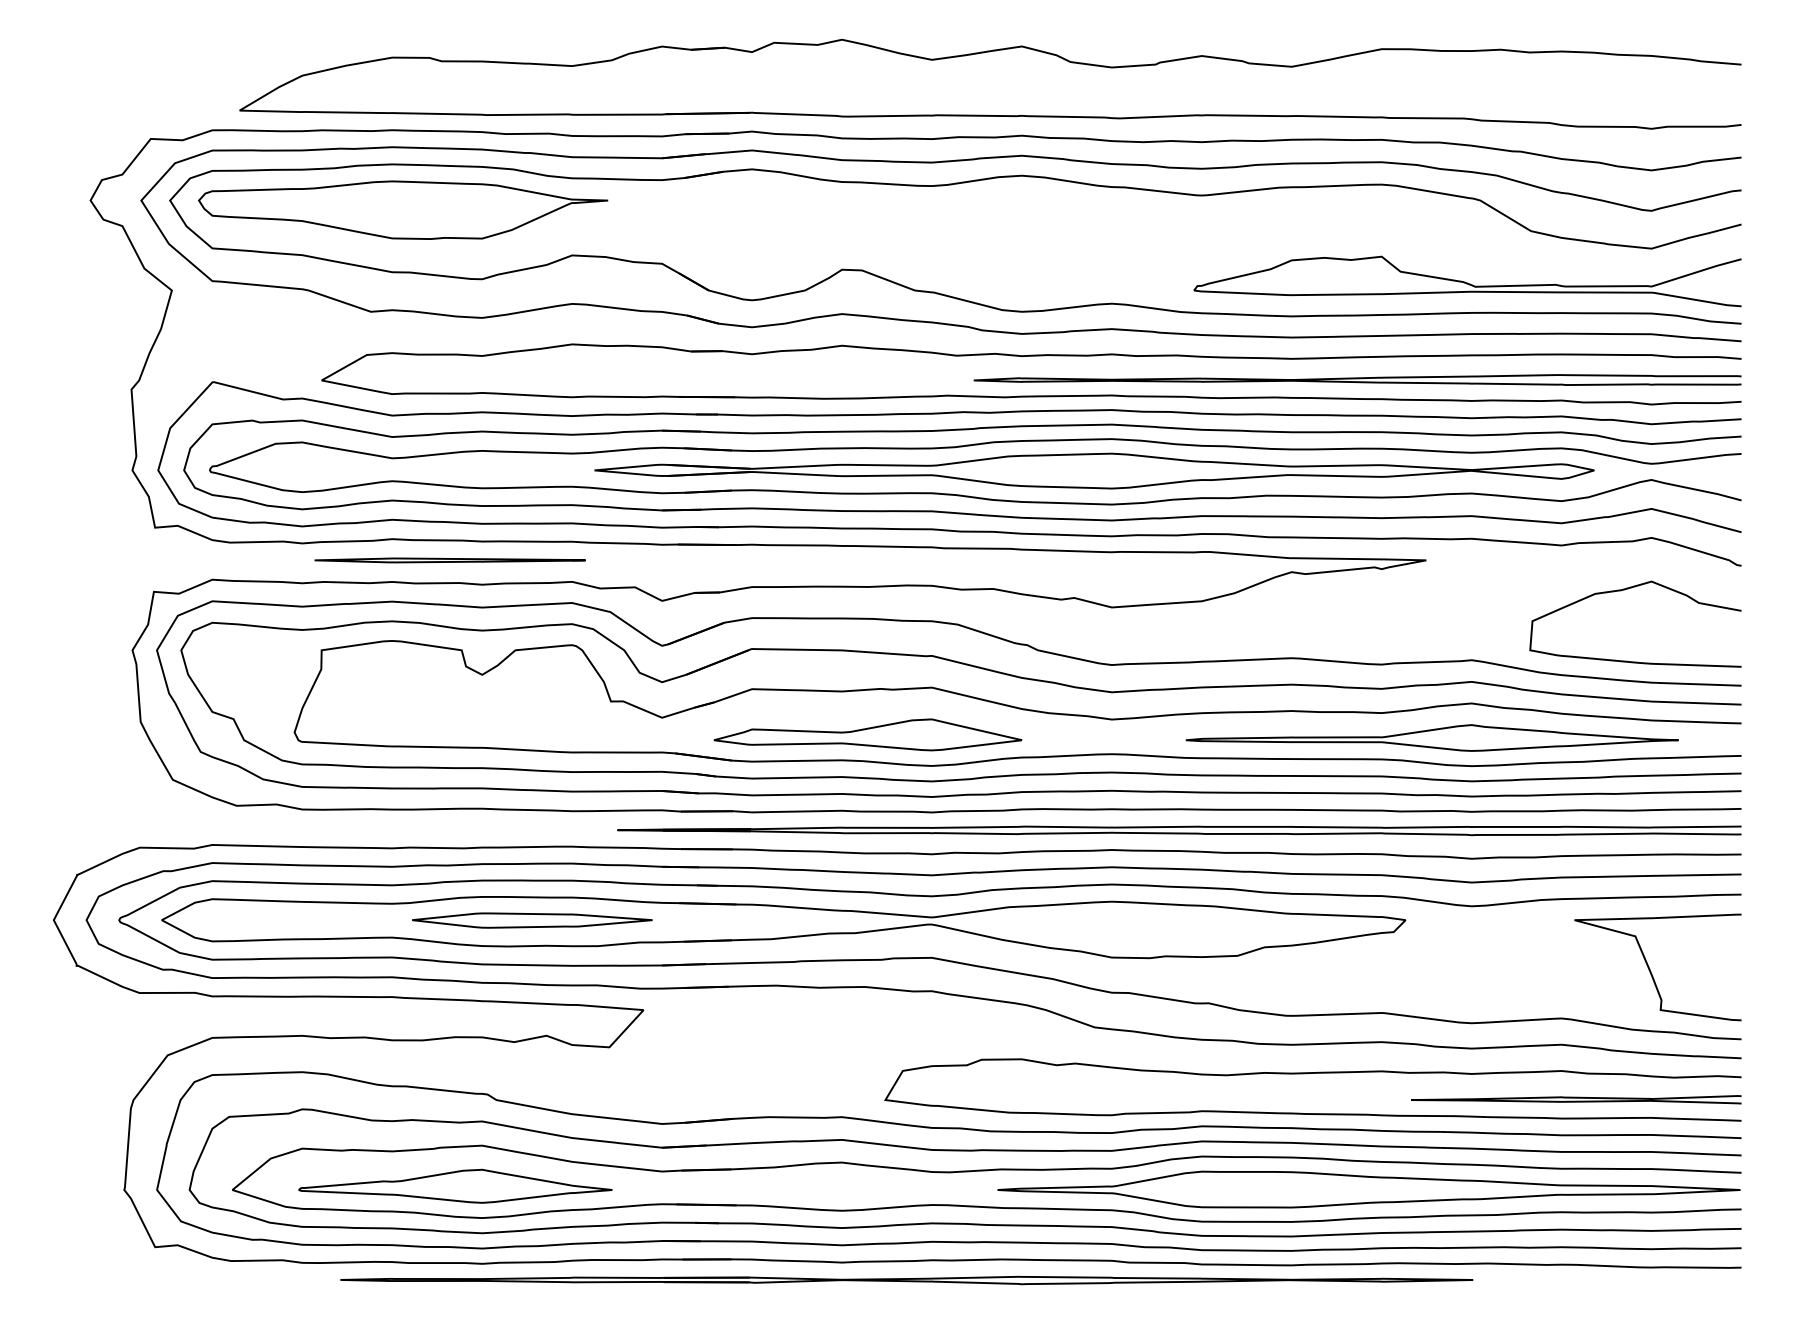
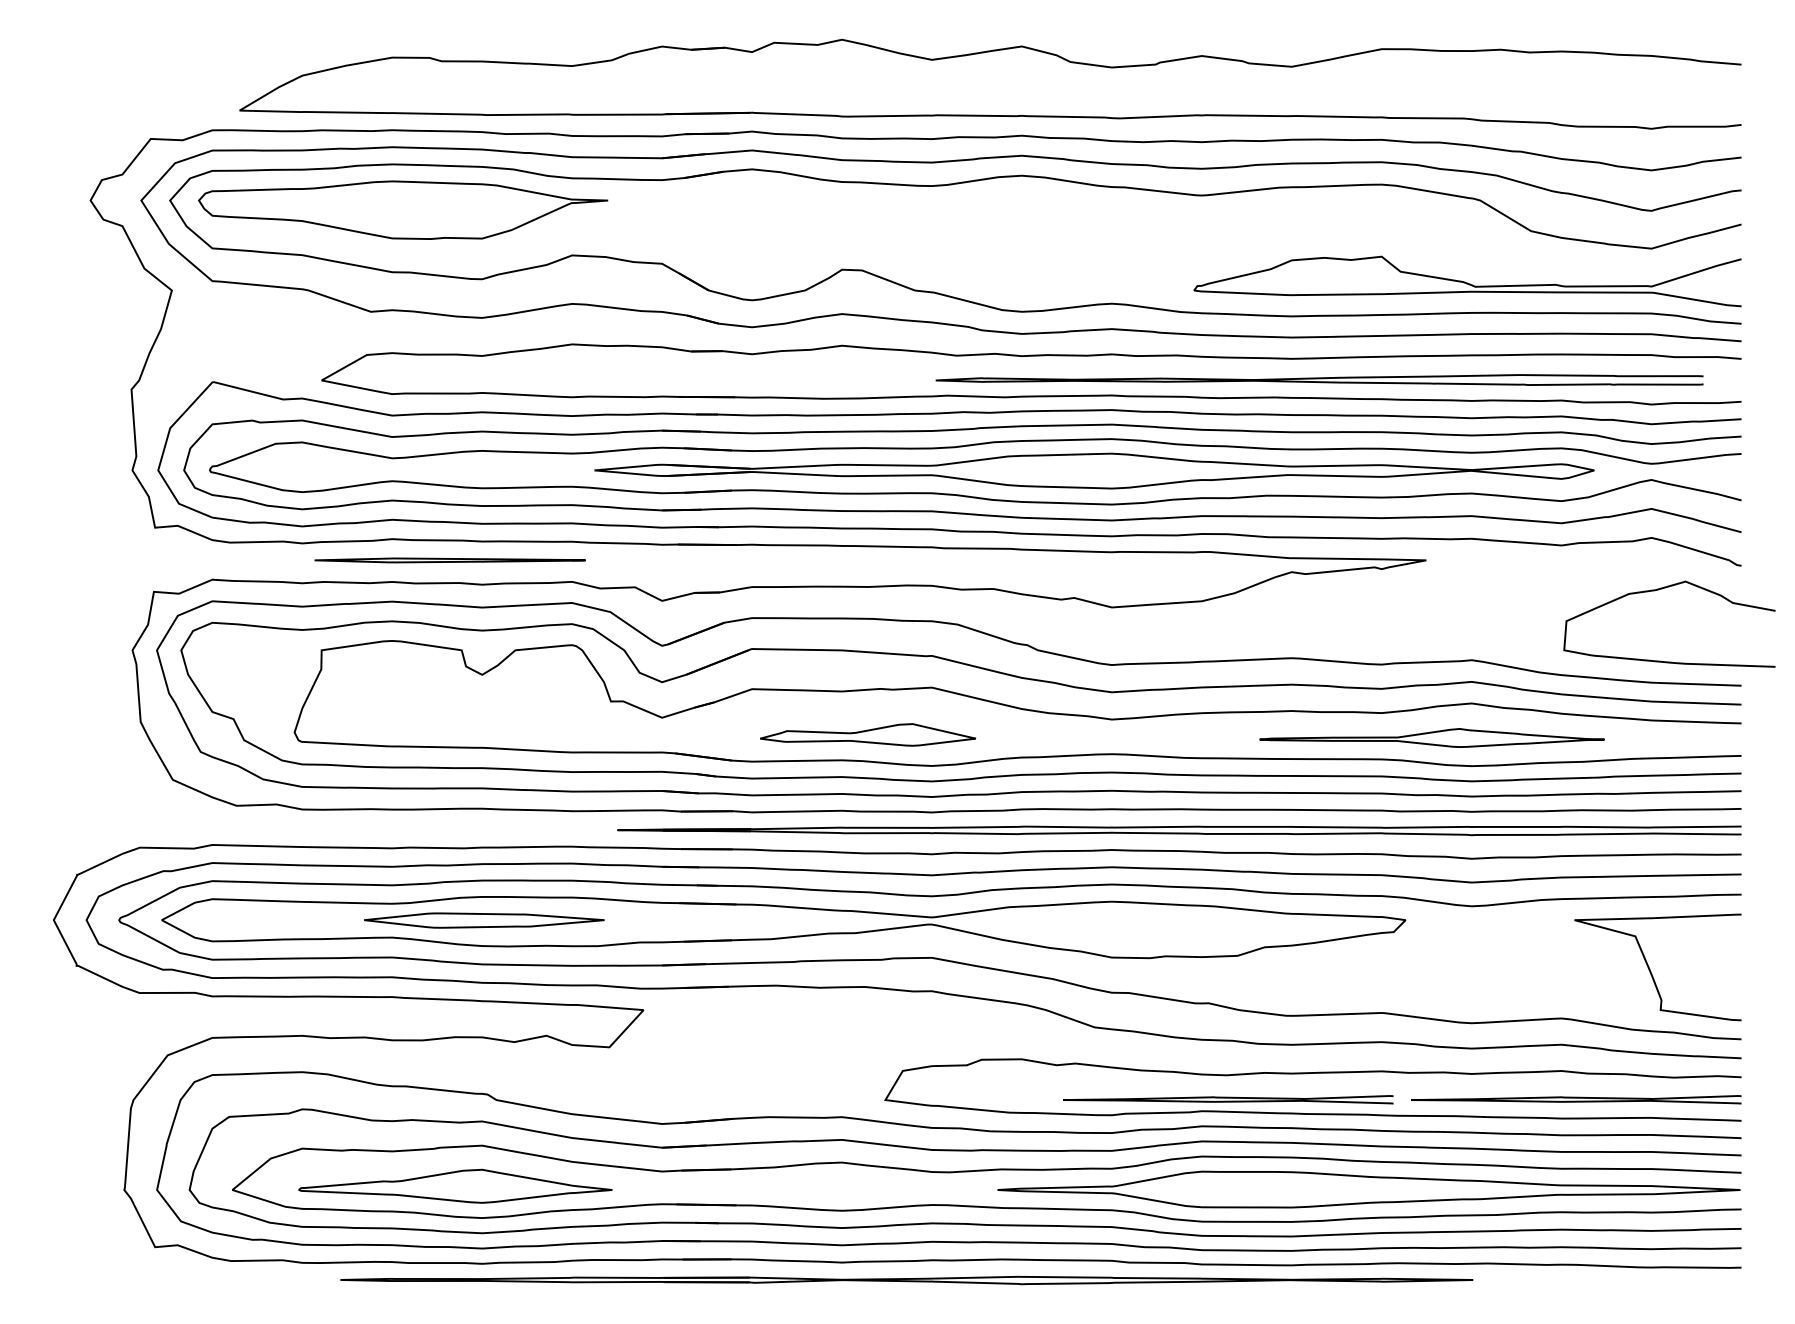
curve position: (1357, 379) -> (1319, 379) (1319, 379)
curve position: (1628, 589) -> (1662, 589) (1662, 589)
part size: 310x34 px -> 216x24 px (867, 734)
part size: 494x28 px -> 346x20 px (1431, 737)
part position: (532, 920) -> (484, 920) (484, 920)
curve: none -> present (1228, 1098)
